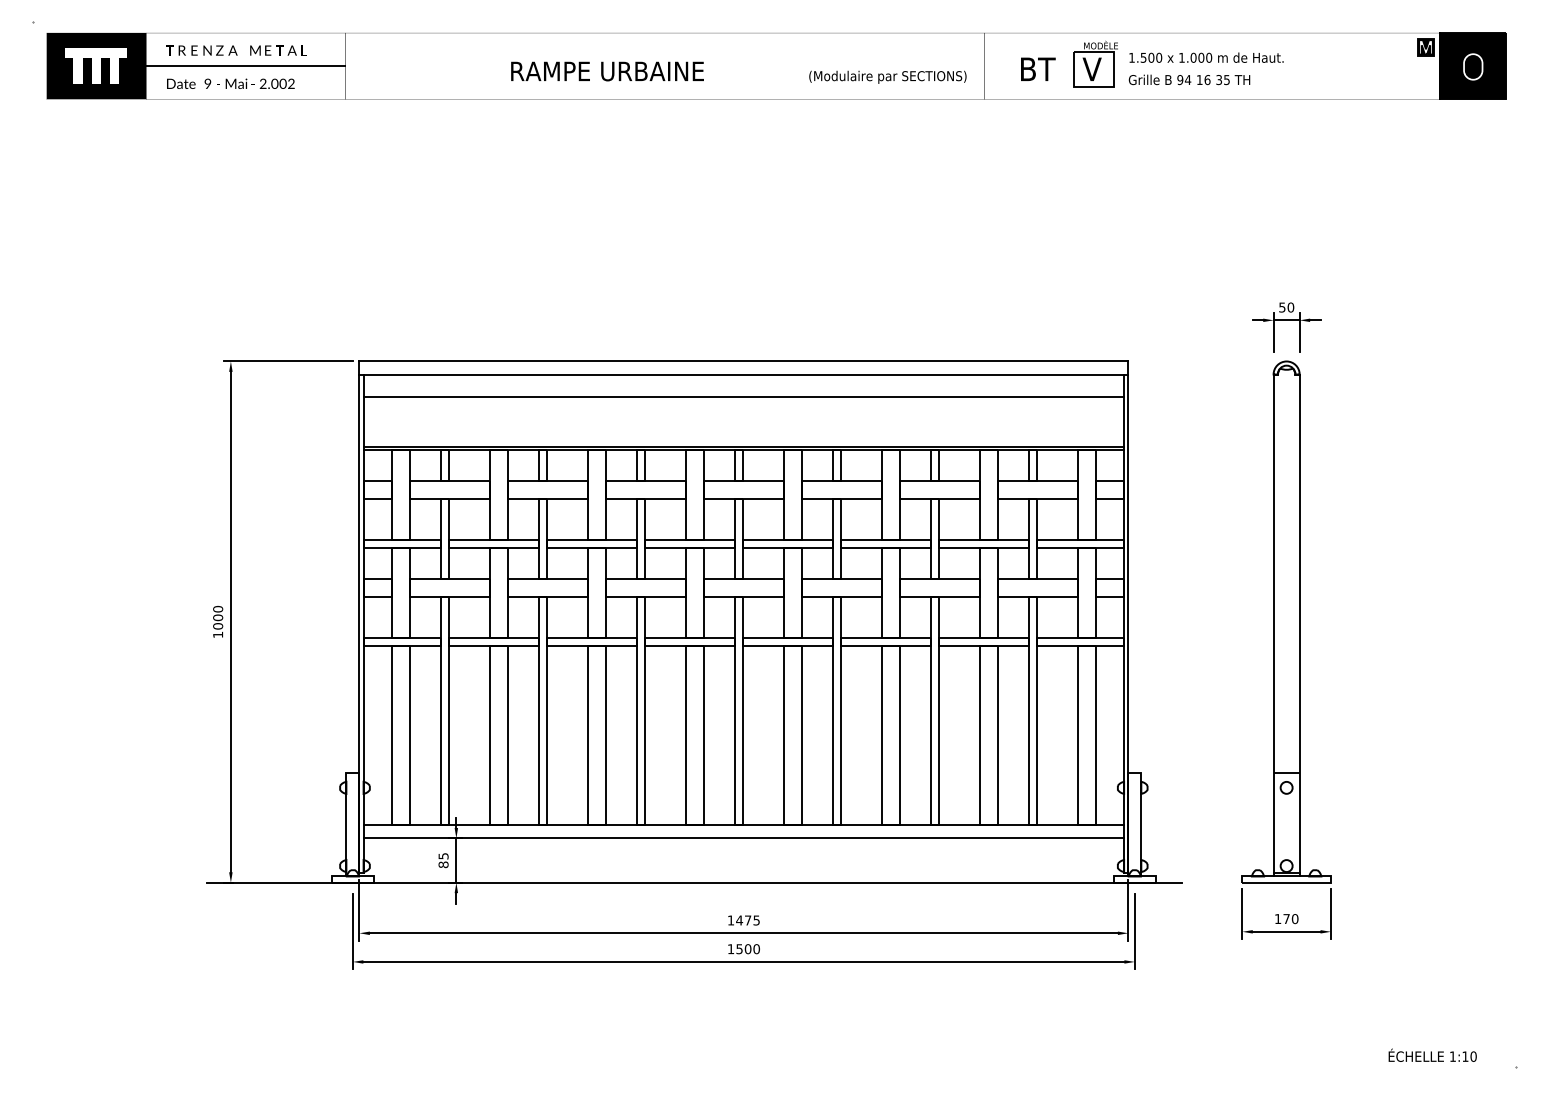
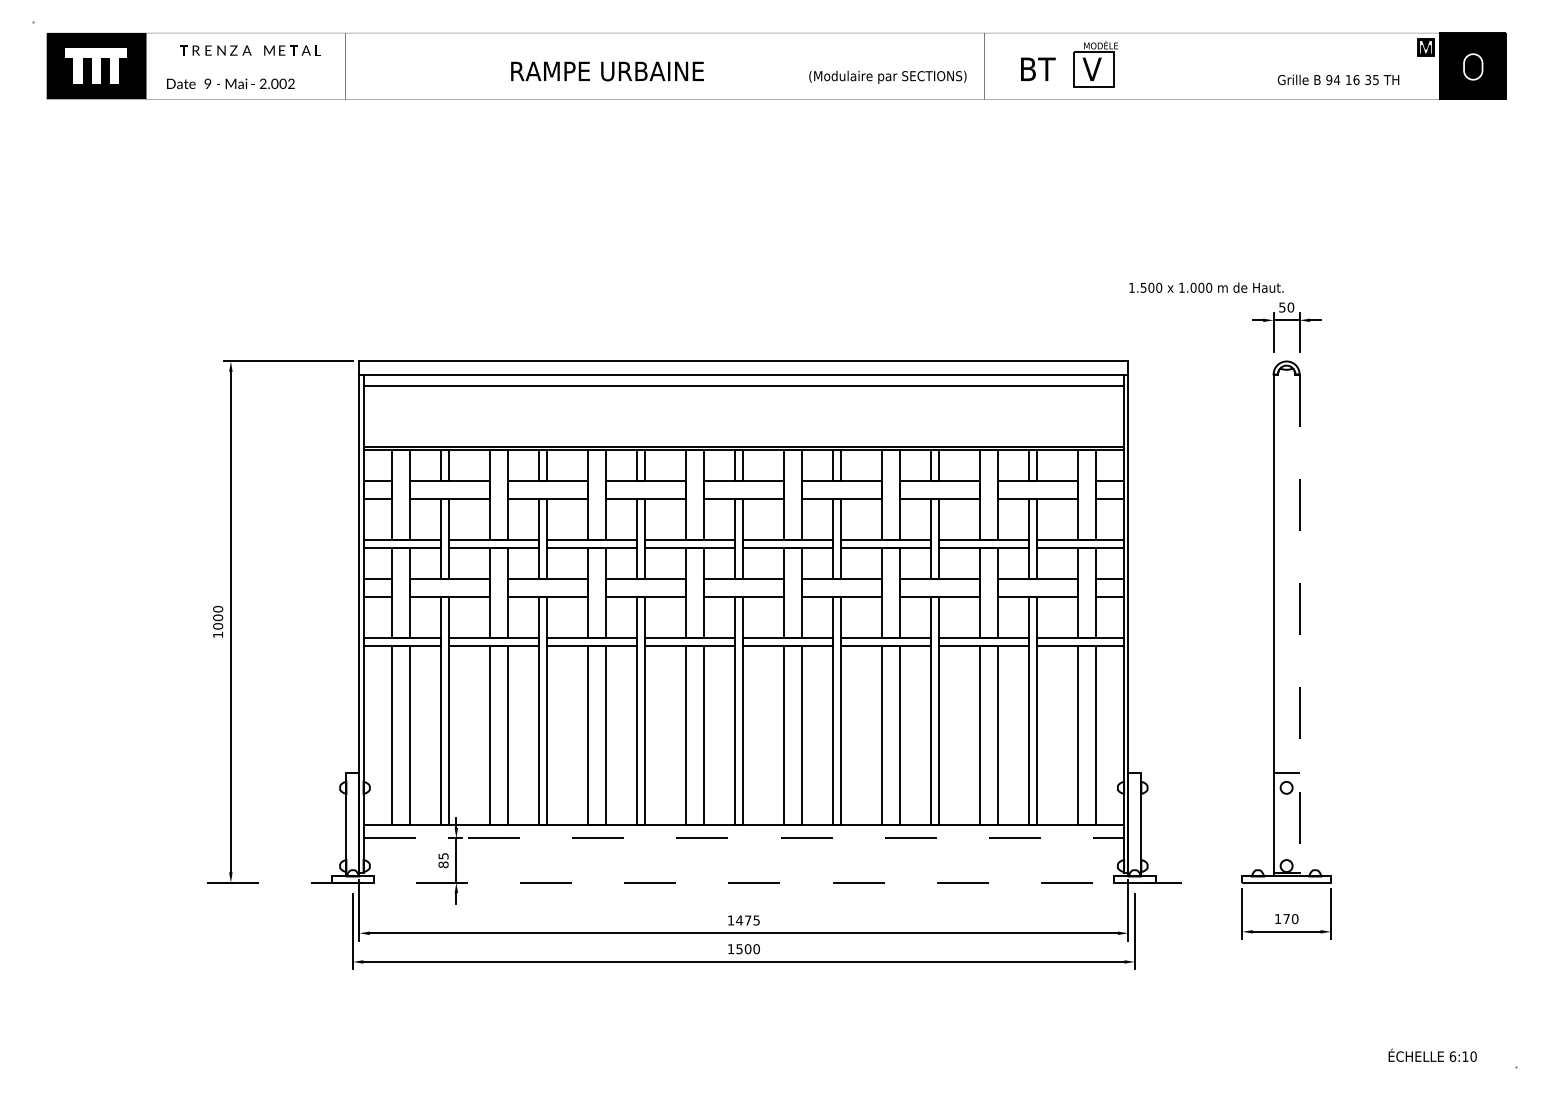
text position: (236, 50) -> (250, 50) (250, 50)
text position: (1206, 57) -> (1206, 287) (1206, 287)
line: present -> none (245, 66)
text position: (1189, 79) -> (1338, 79) (1338, 79)
line position: (743, 397) -> (743, 386) (743, 386)
line: solid -> dashed (1299, 625)
line: solid -> dashed (744, 838)
line: solid -> dashed (694, 882)
text: 1:10 -> 6:10 (1452, 1056)
